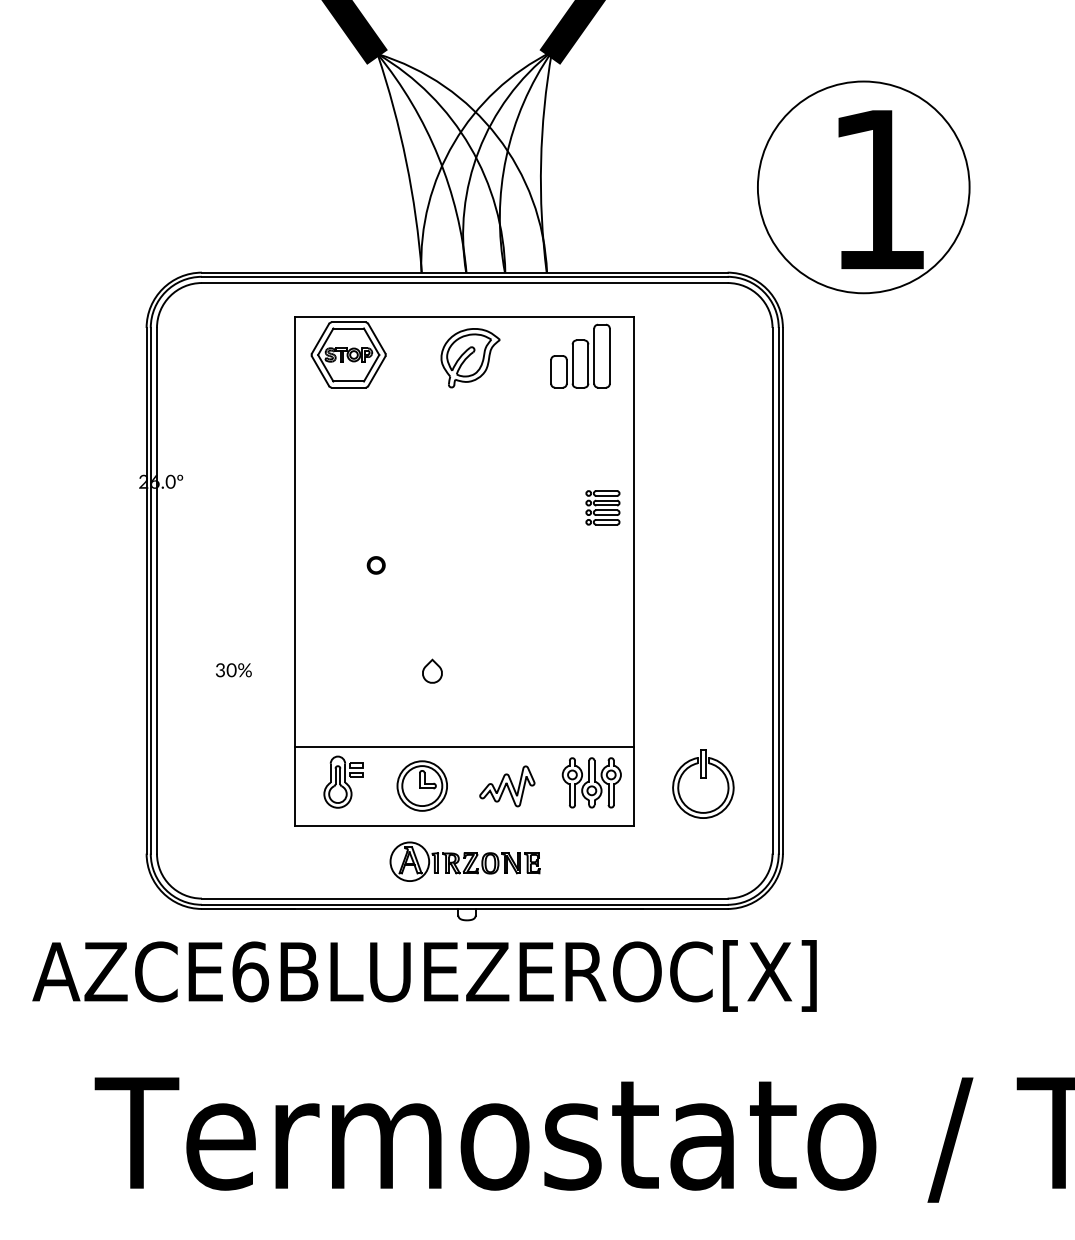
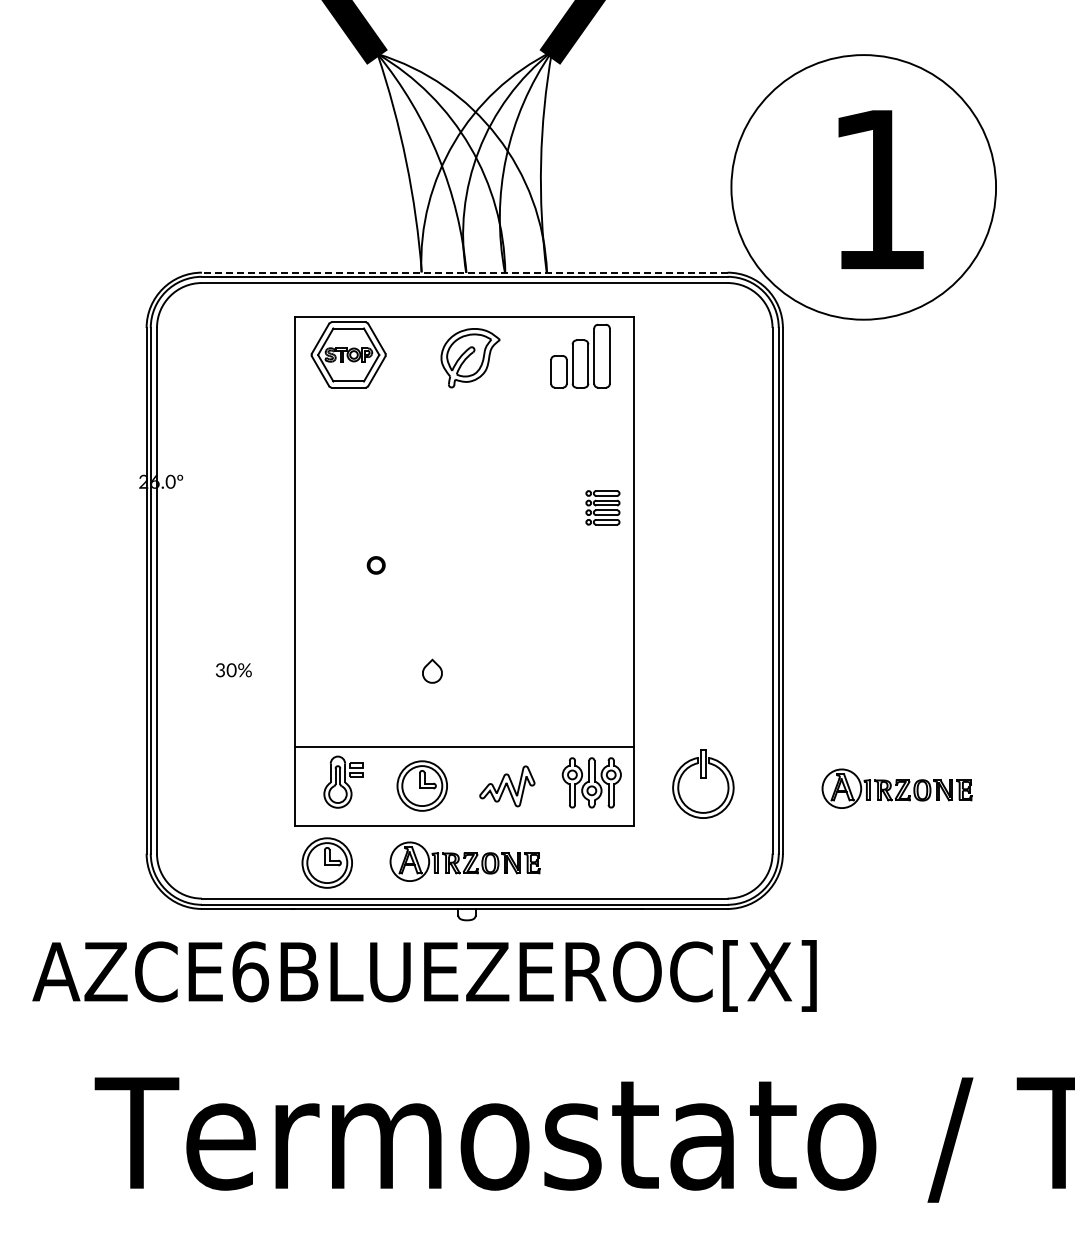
circle diameter: 212 px -> 265 px (863, 187)
line: solid -> dashed (464, 272)
part: none -> present (896, 788)
part: none -> present (326, 862)
